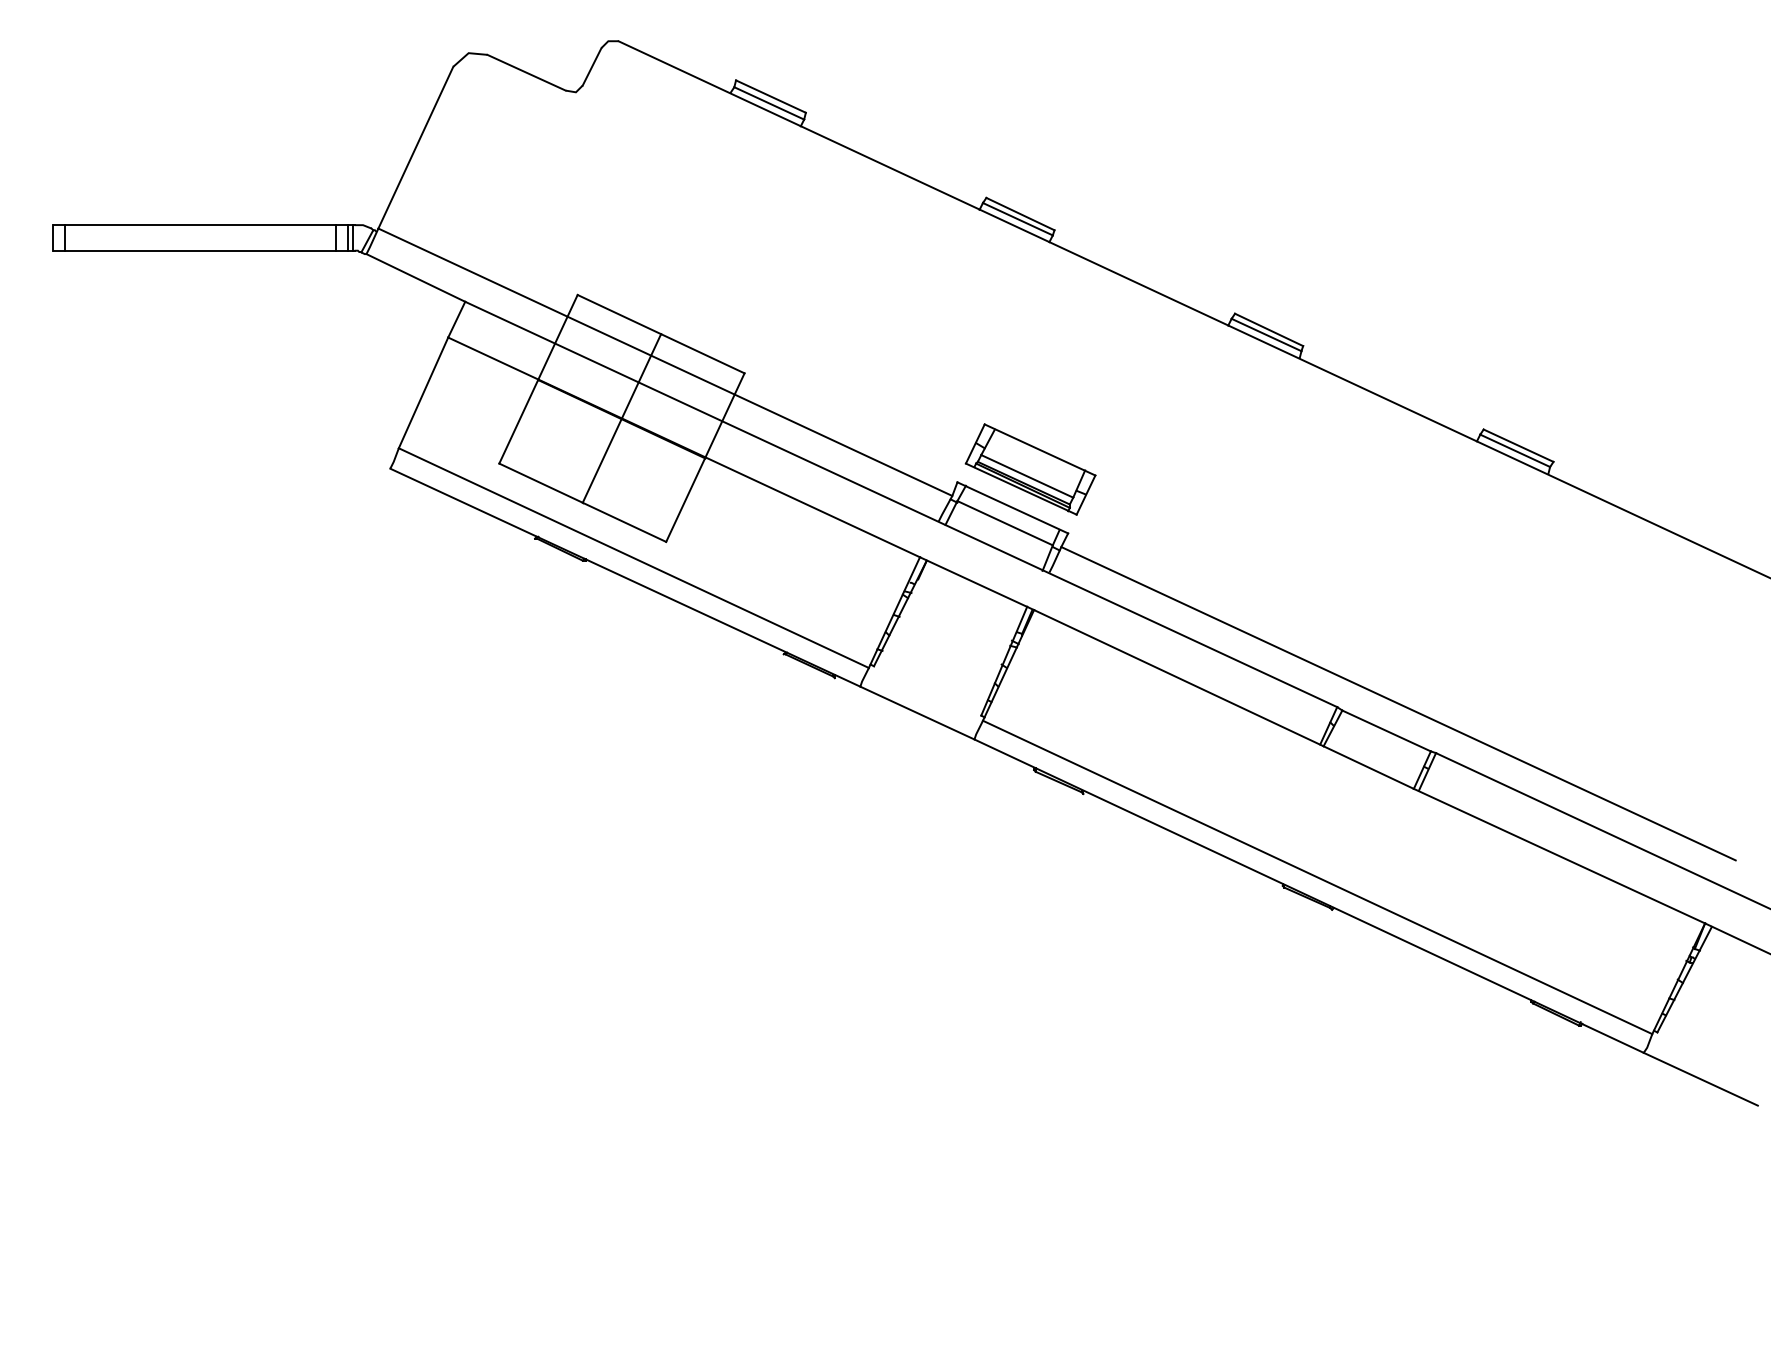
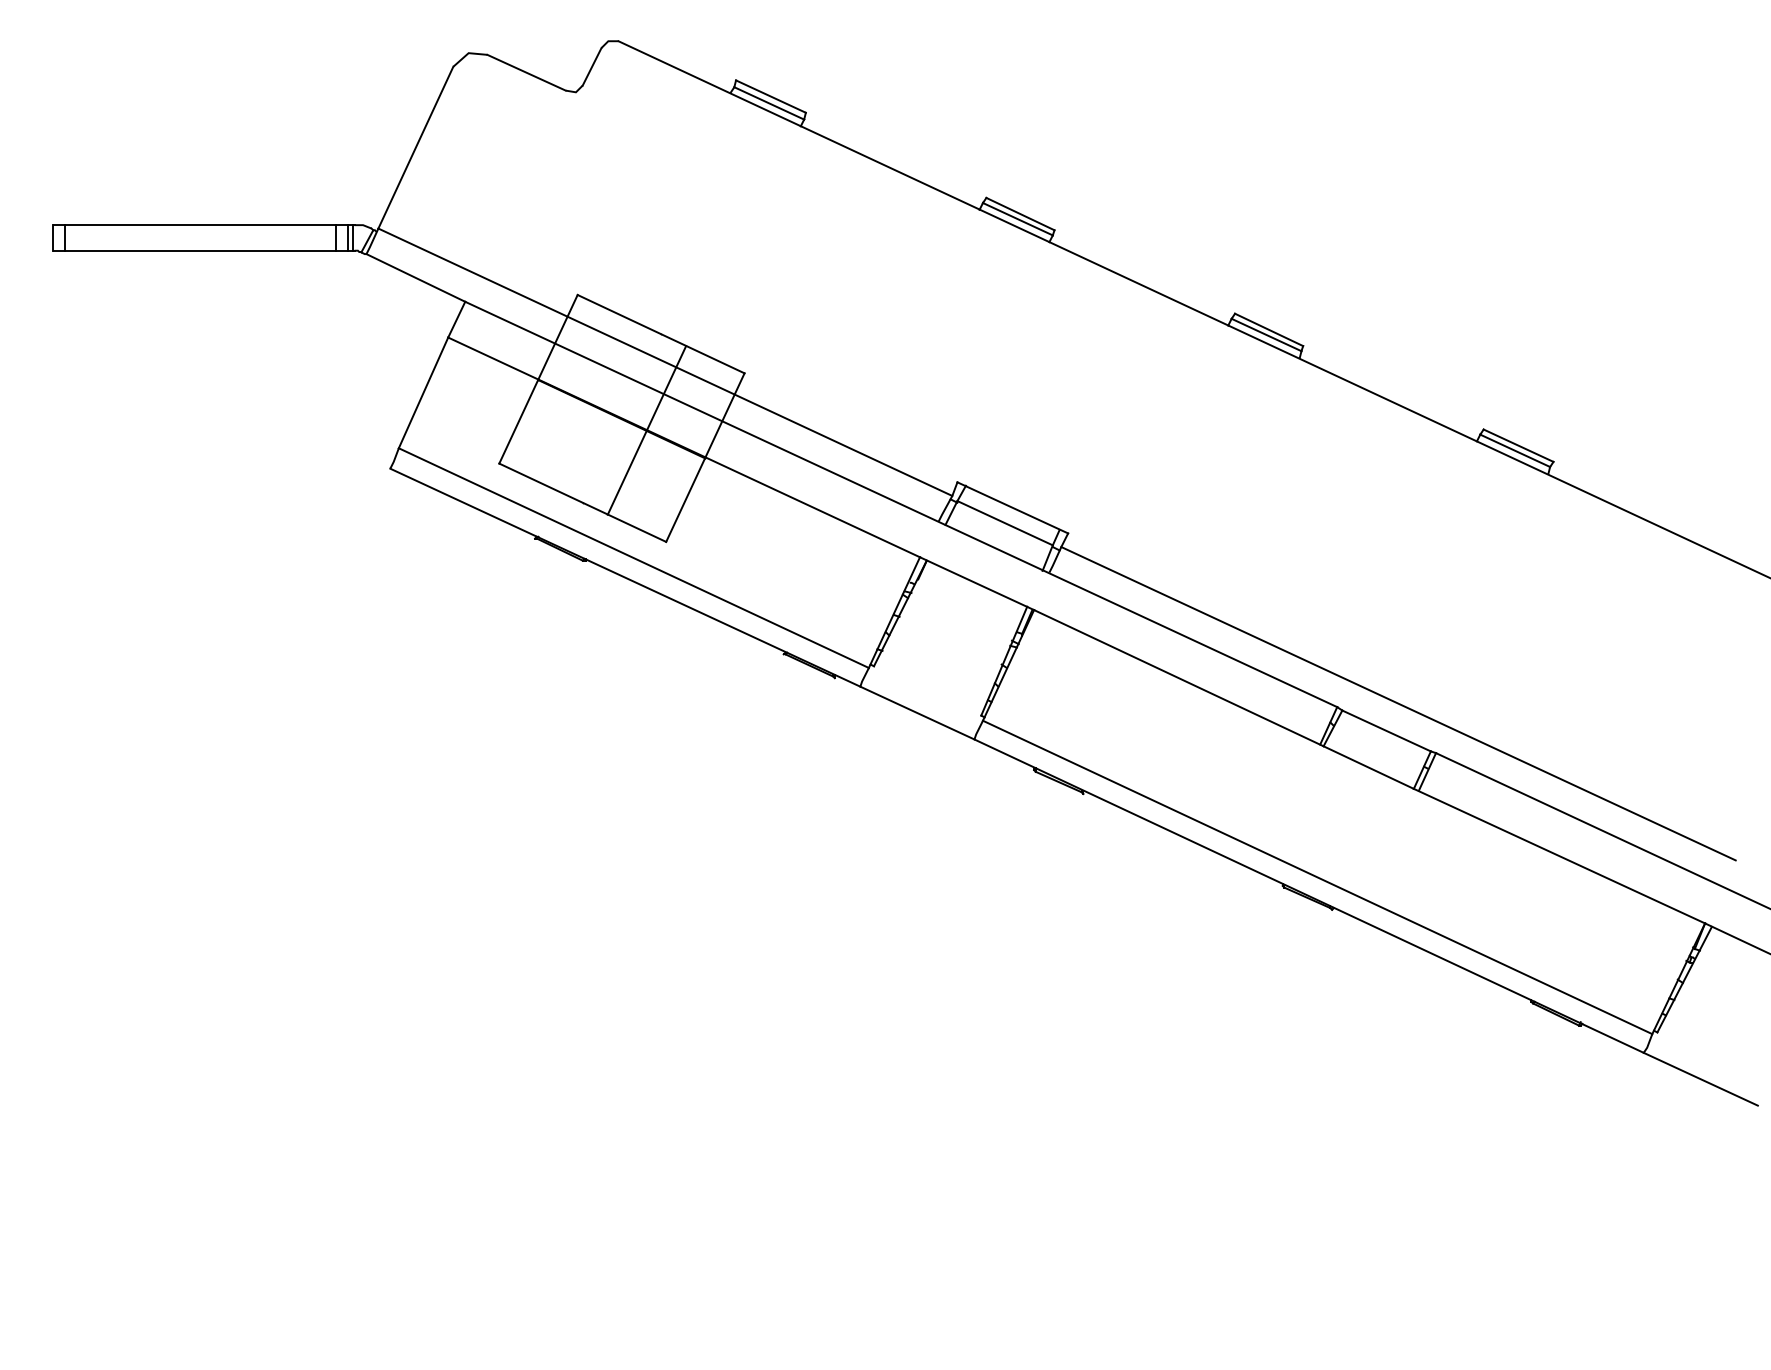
line position: (621, 418) -> (646, 430) (646, 430)
part: present -> none (1030, 469)
